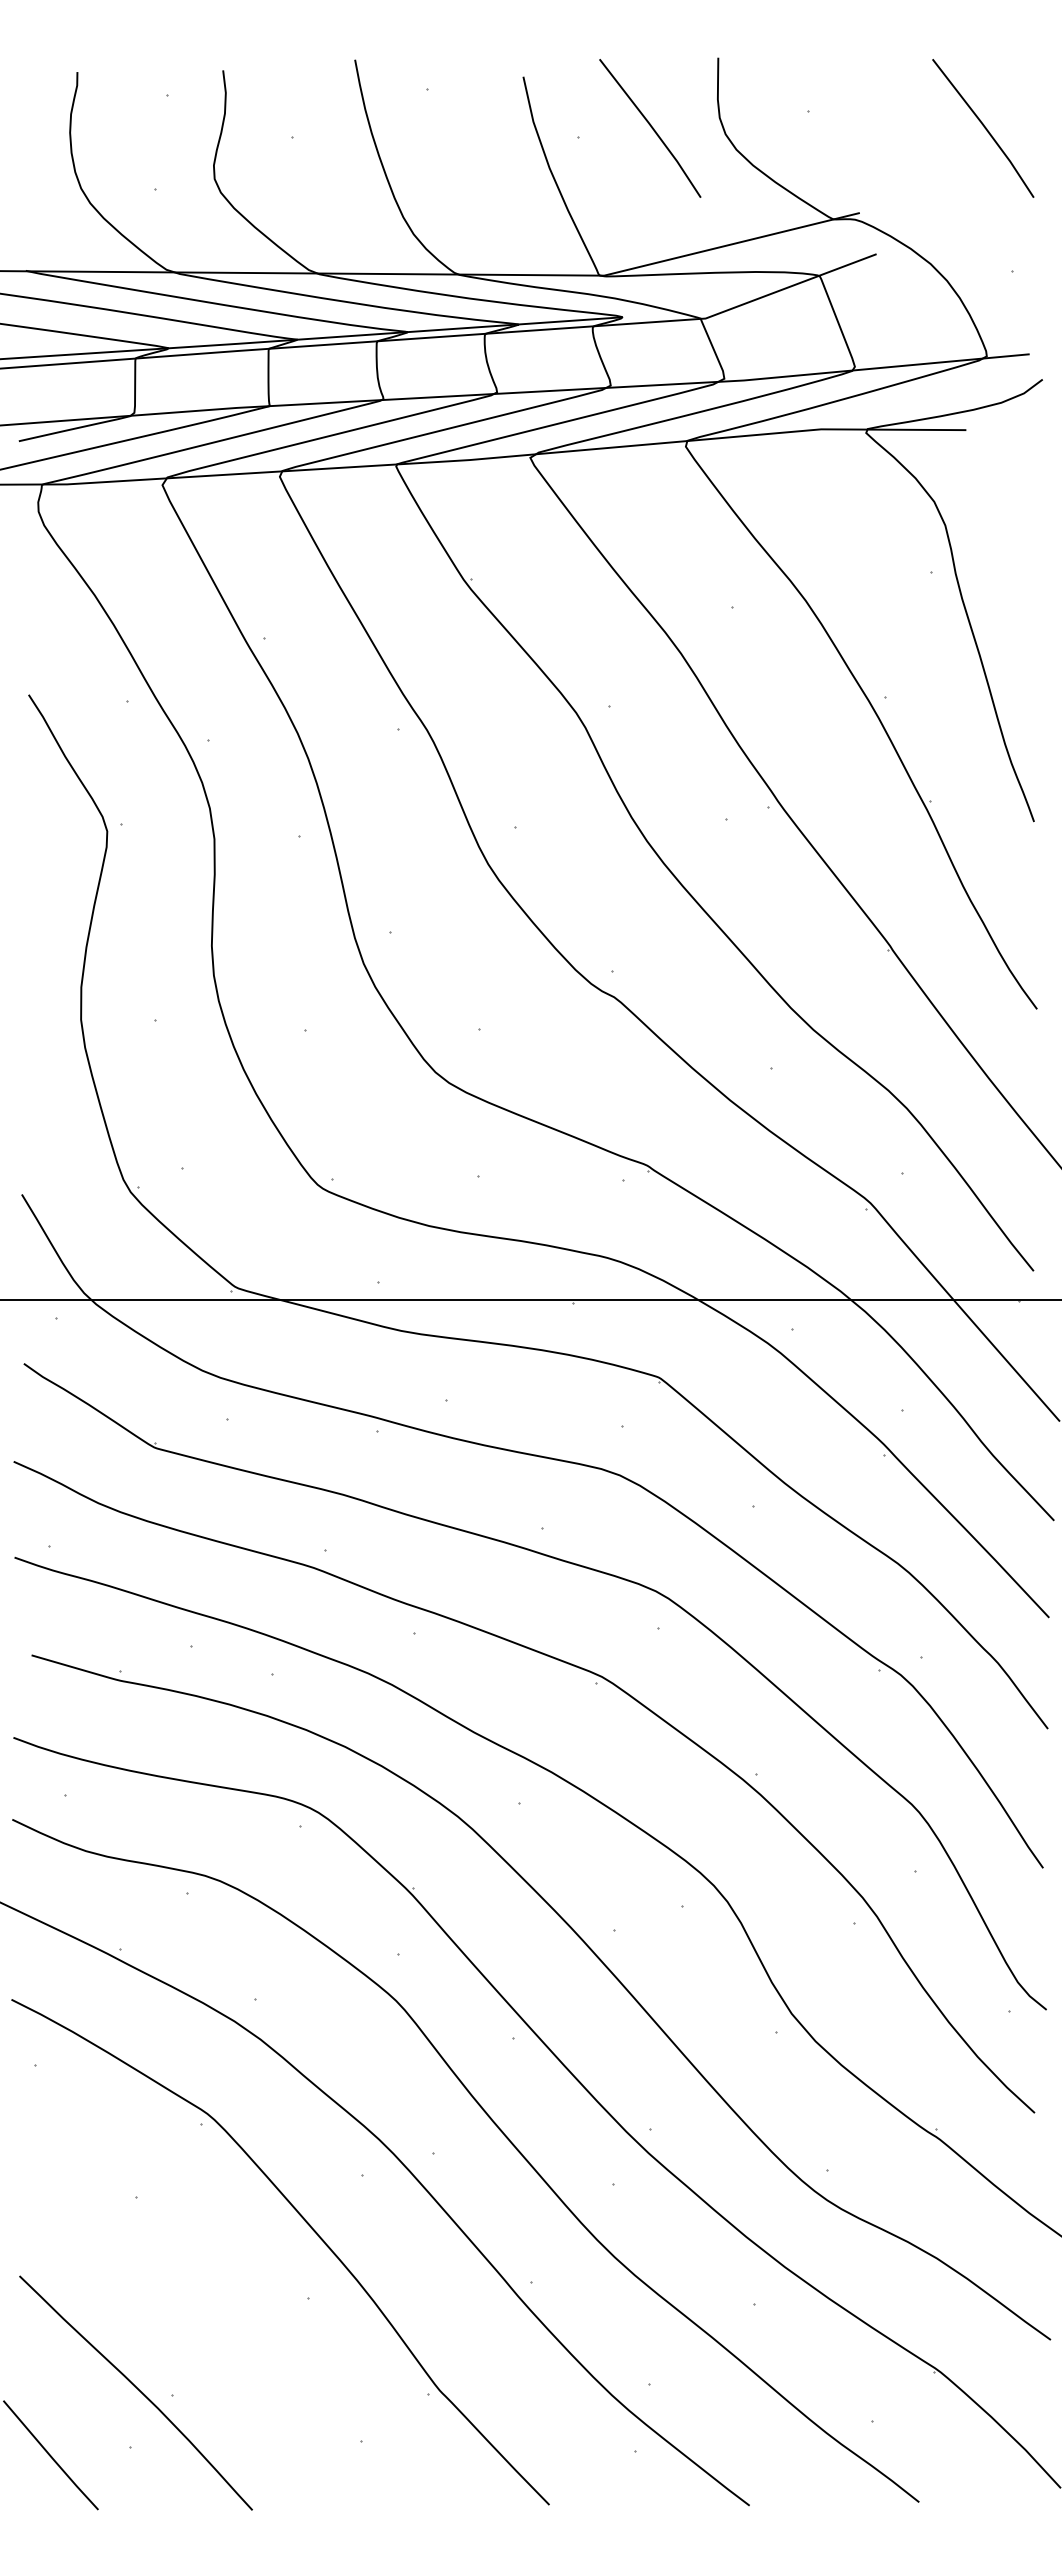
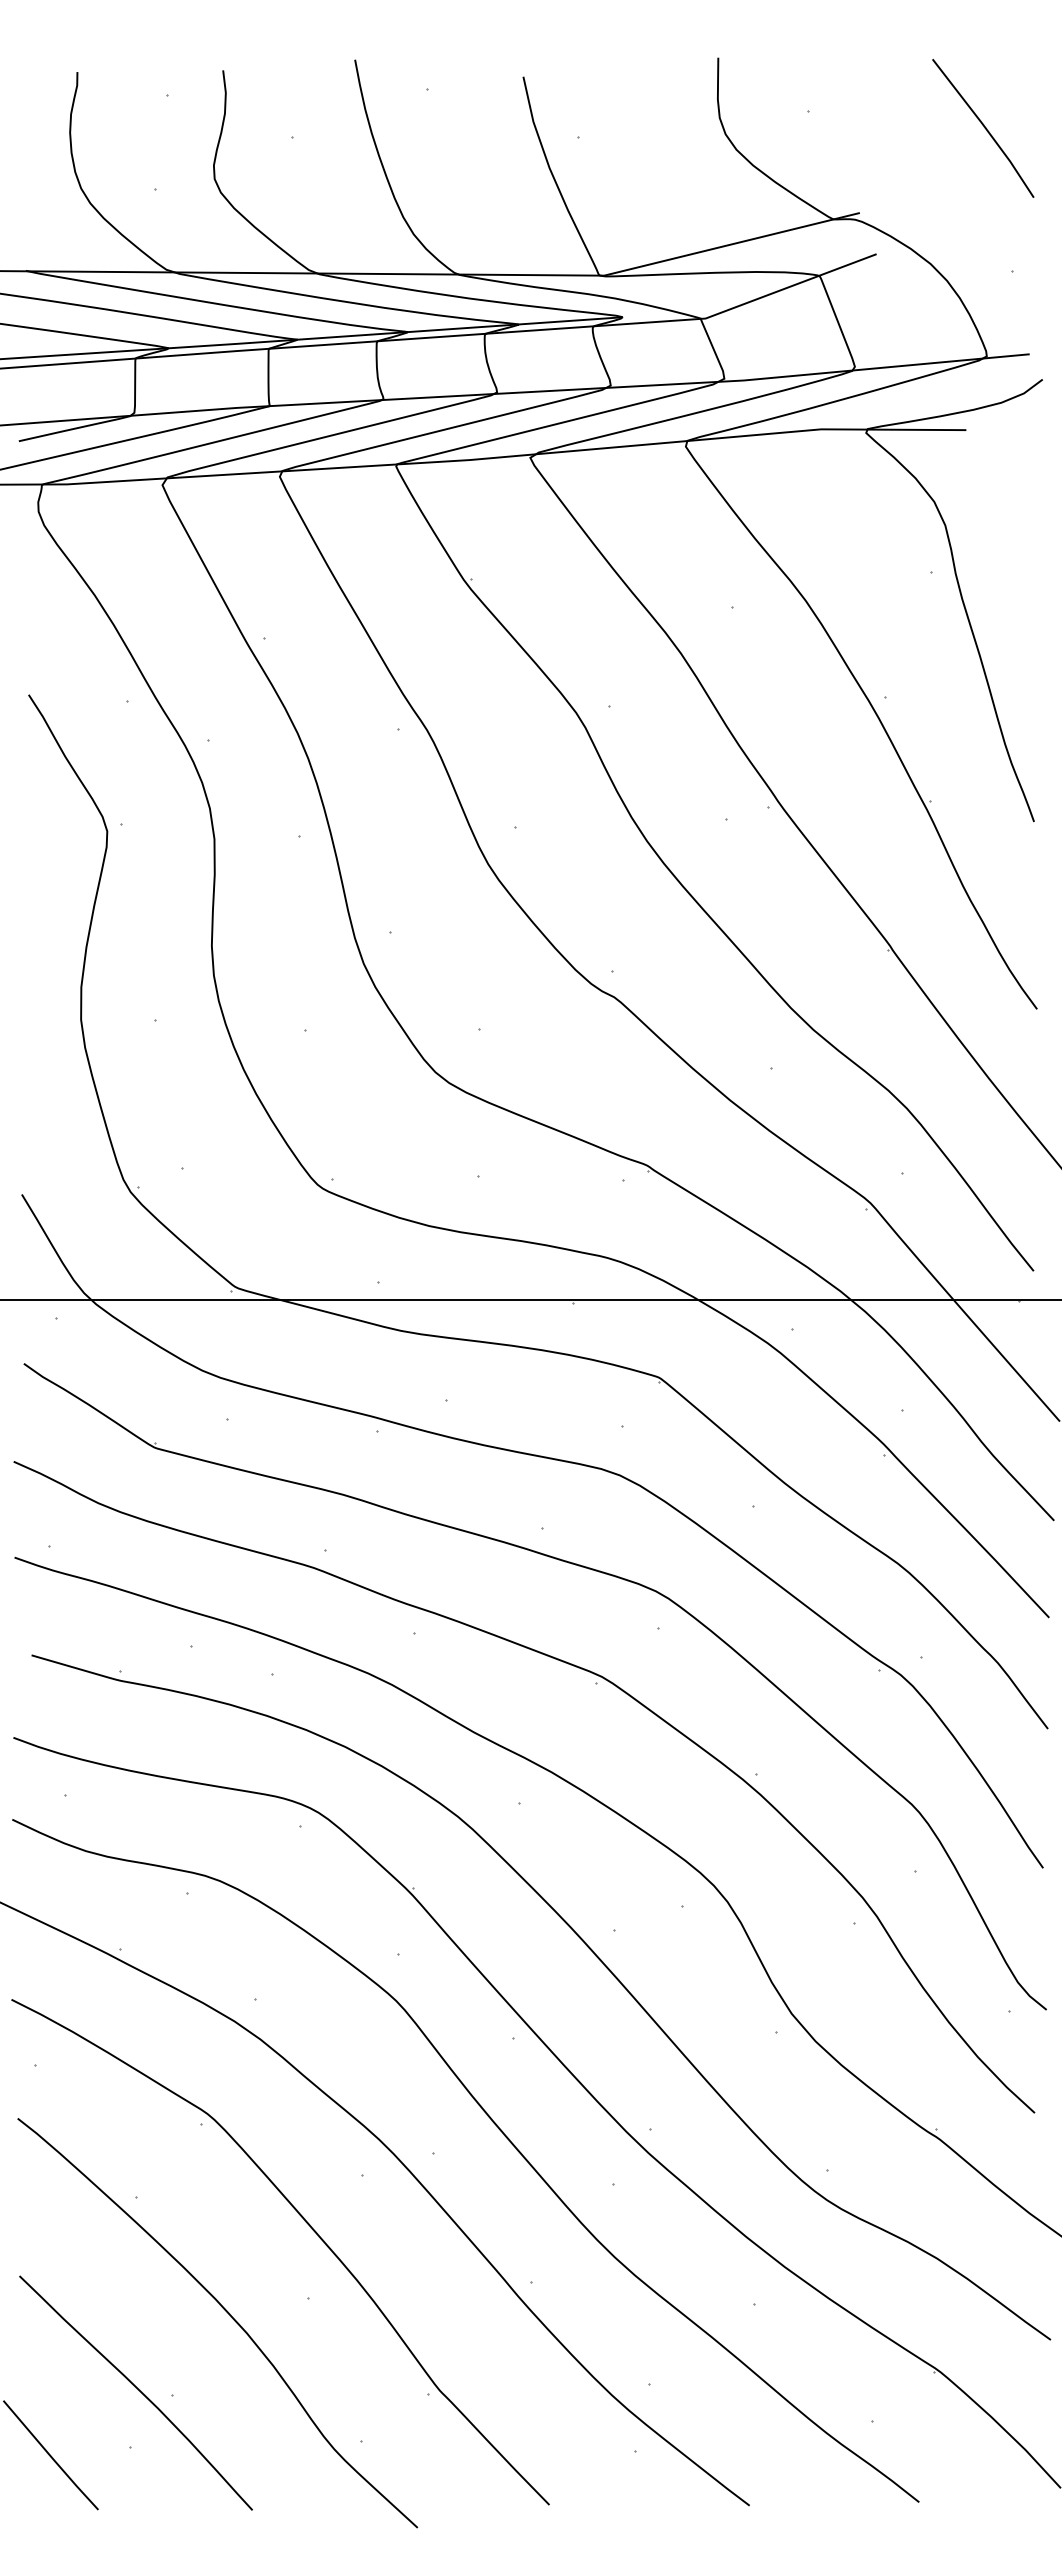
line: present -> none (651, 128)
curve: none -> present (227, 2313)
